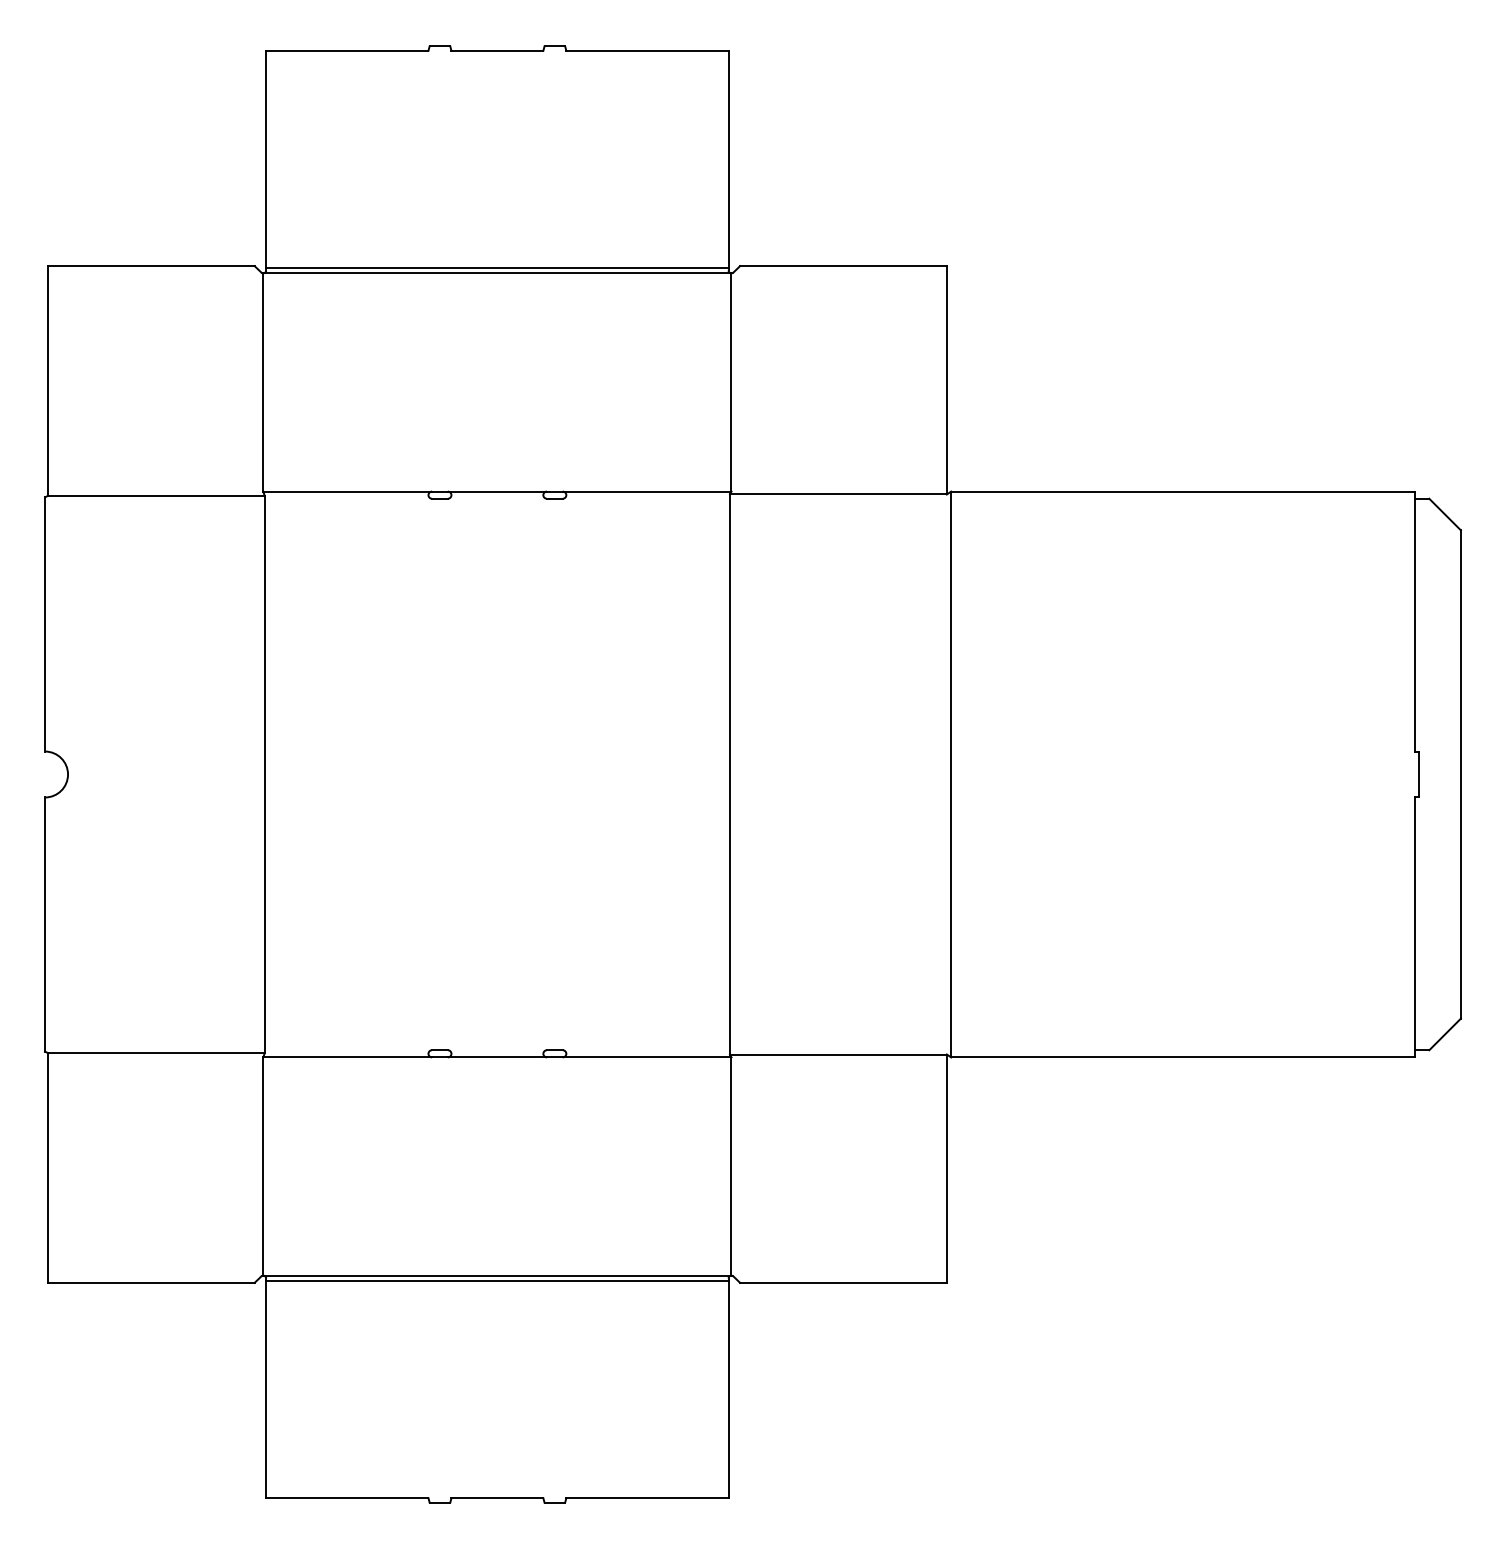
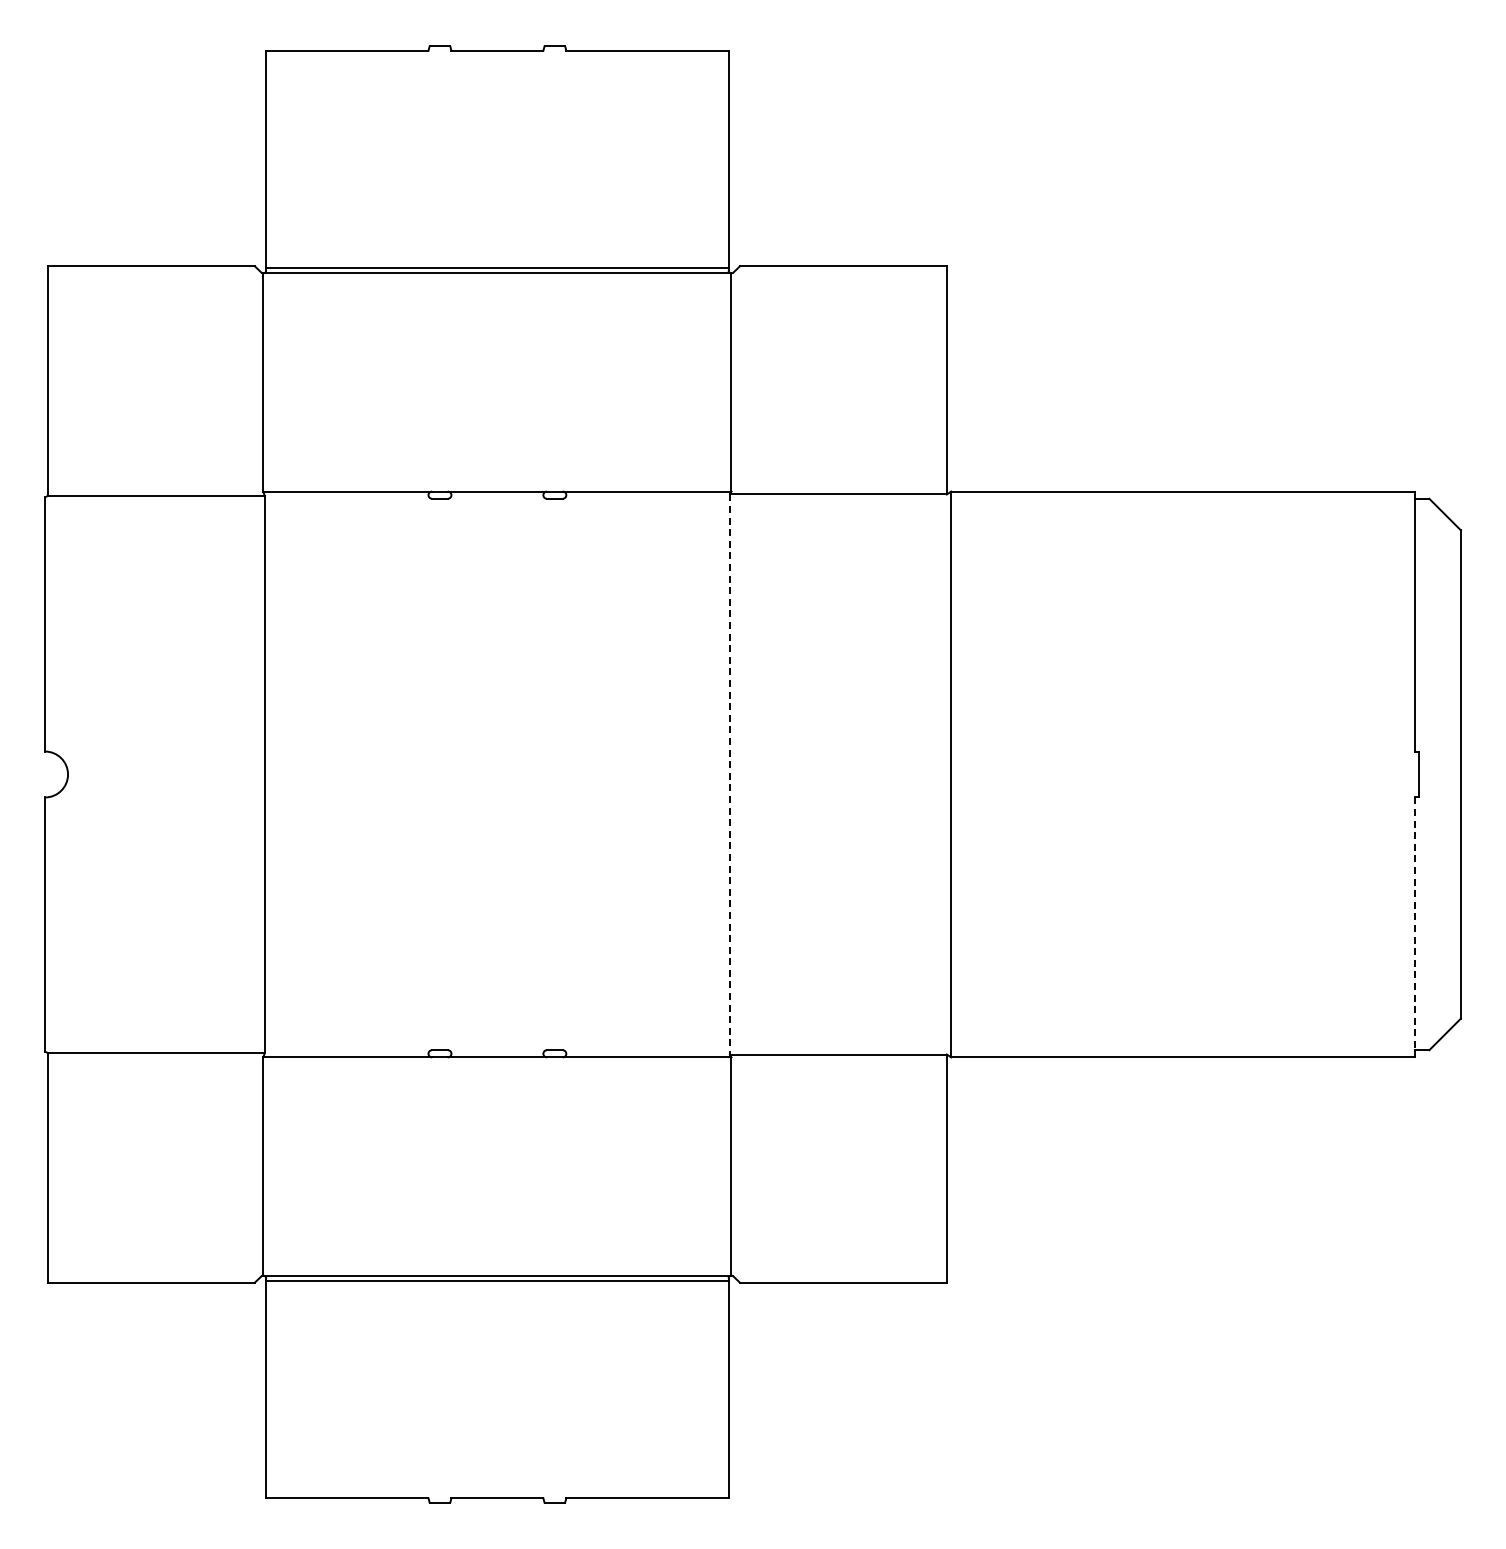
line: solid -> dashed (730, 774)
line: solid -> dashed (1414, 924)
